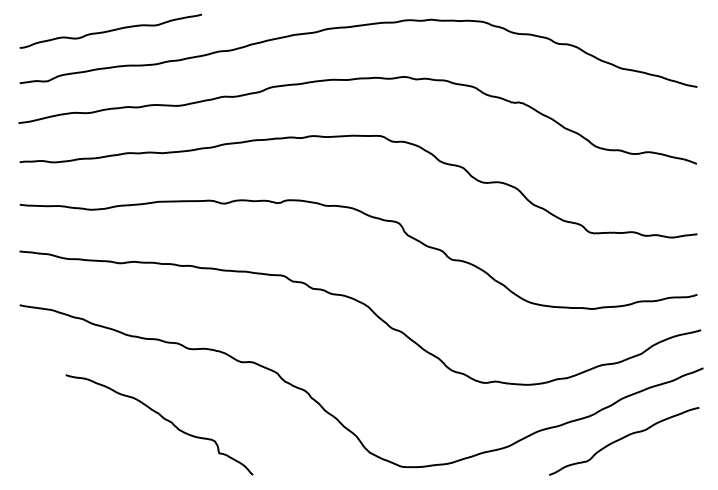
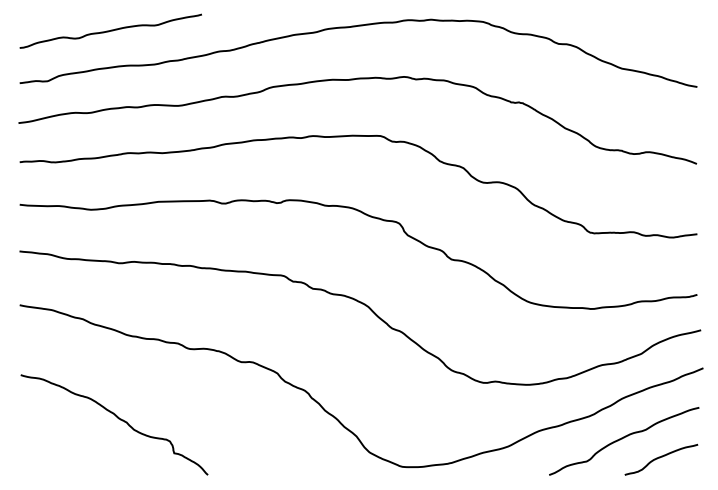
curve position: (163, 419) -> (118, 419) (118, 419)
curve: none -> present (660, 458)
